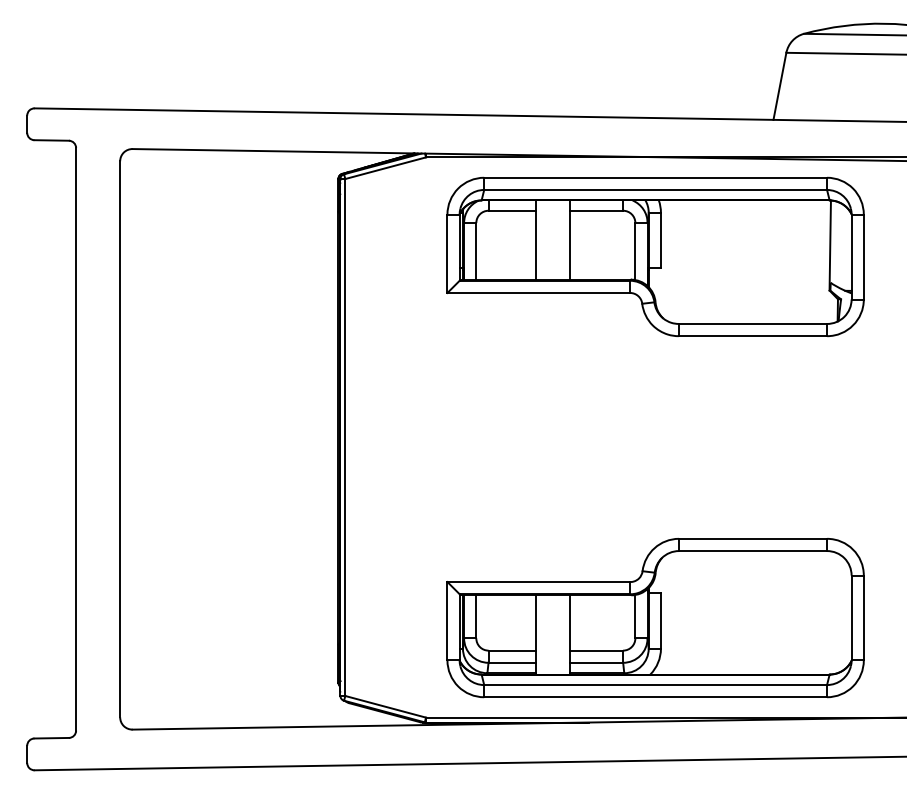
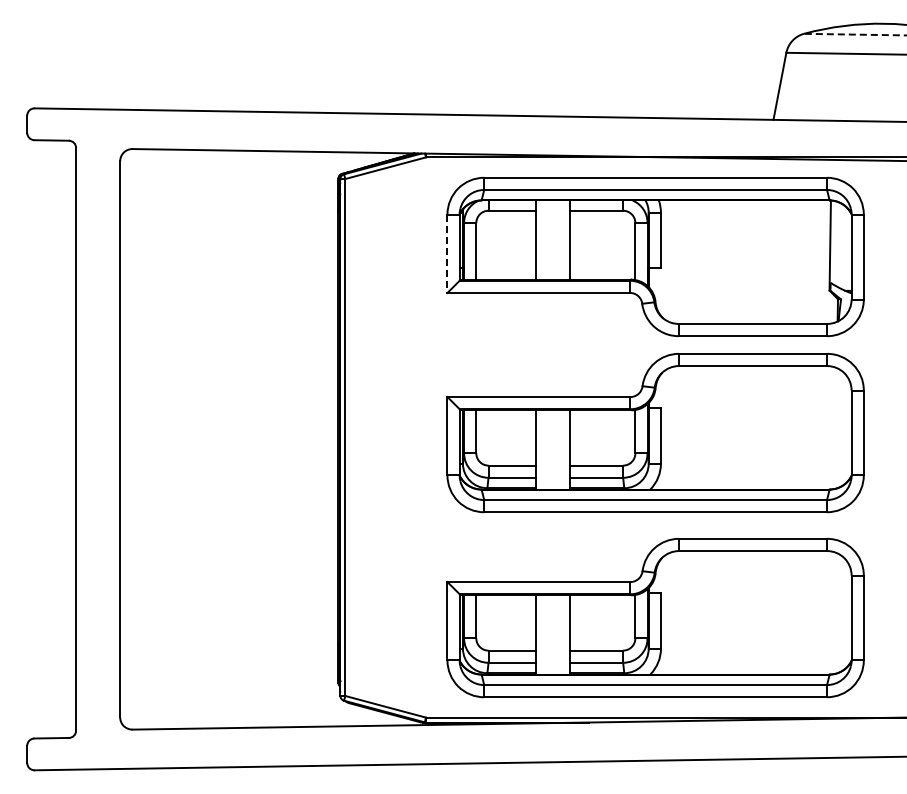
line: solid -> dashed (854, 34)
line: solid -> dashed (447, 254)
part: none -> present (655, 433)
